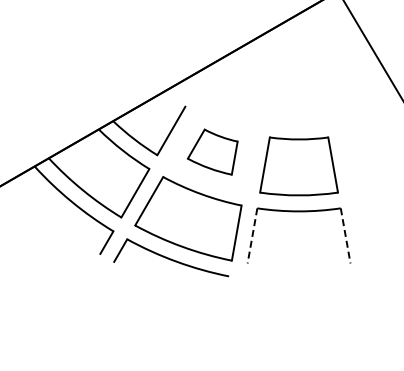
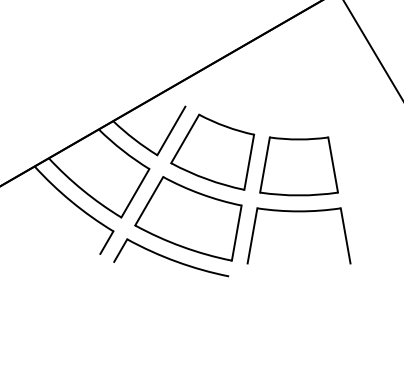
part size: 52x48 px -> 86x78 px (212, 151)
line: dashed -> solid (252, 235)
line: dashed -> solid (345, 235)
